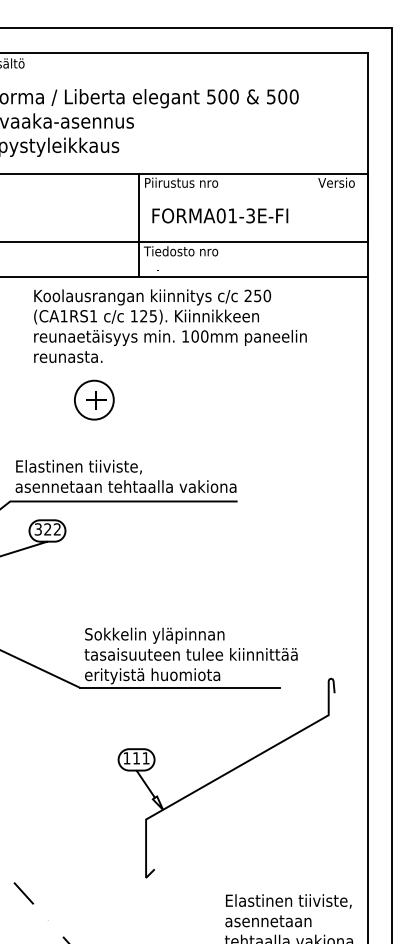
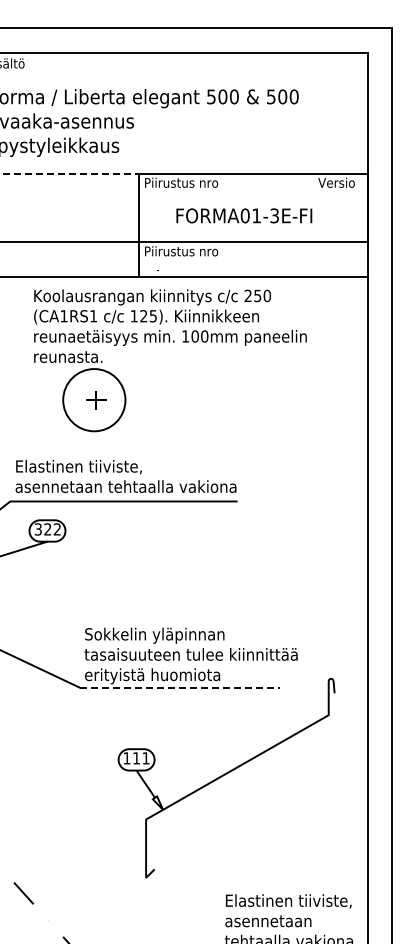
line: solid -> dashed (70, 174)
text position: (220, 215) -> (244, 215) (244, 215)
text: Tiedosto nro -> Piirustus nro (168, 251)
circle diameter: 39 px -> 62 px (94, 400)
line: solid -> dashed (180, 687)
